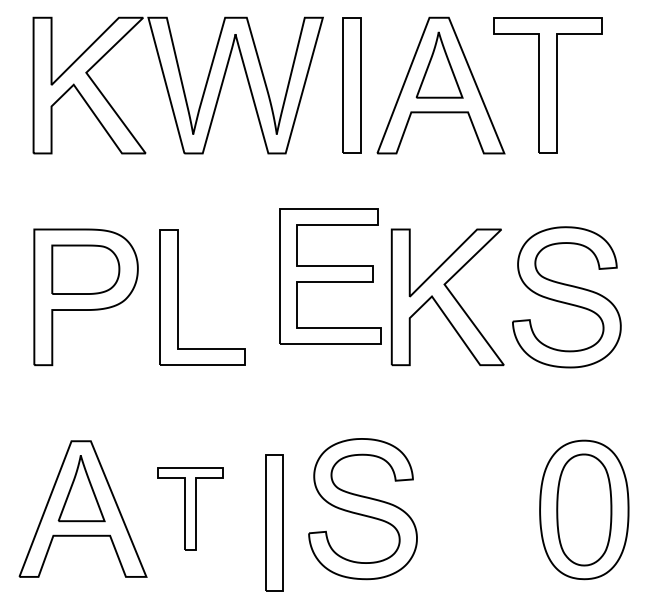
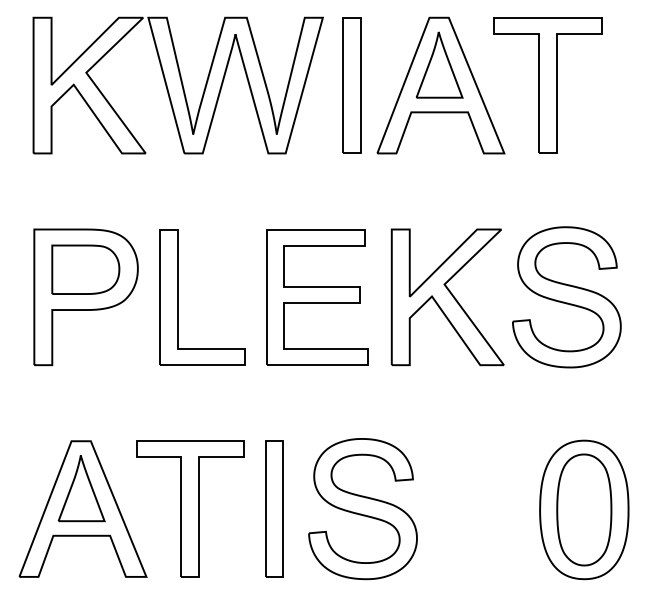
part position: (330, 276) -> (317, 297) (317, 297)
part size: 67x84 px -> 109x138 px (190, 508)
part position: (274, 522) -> (274, 508) (274, 508)
